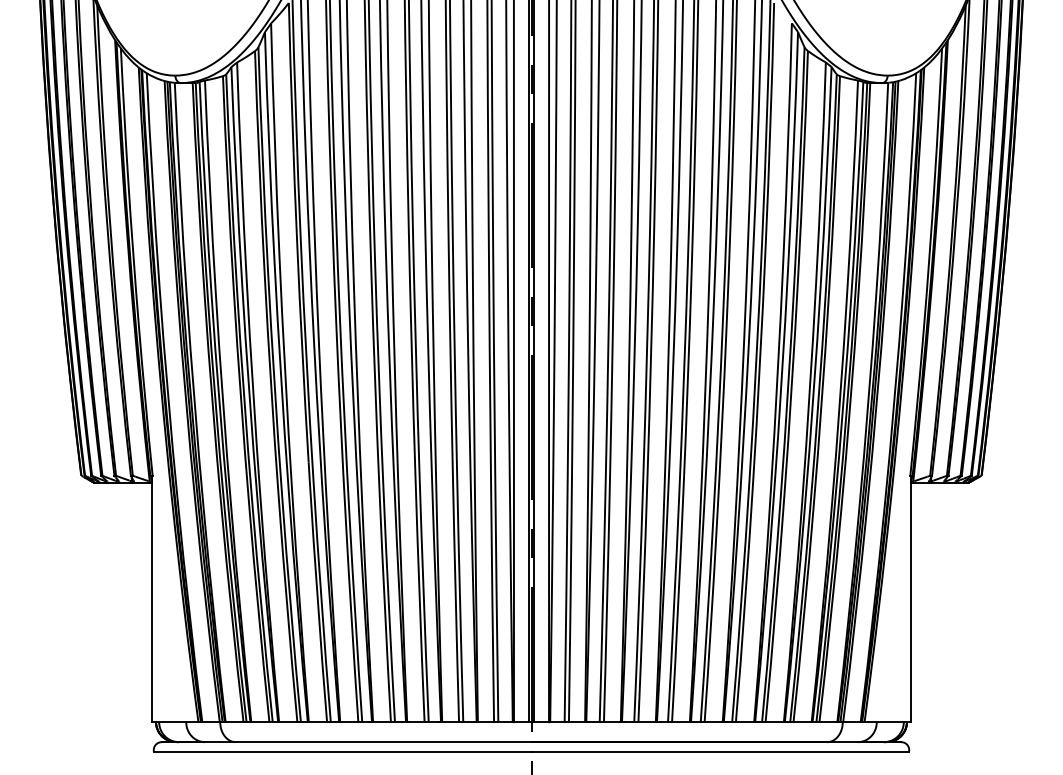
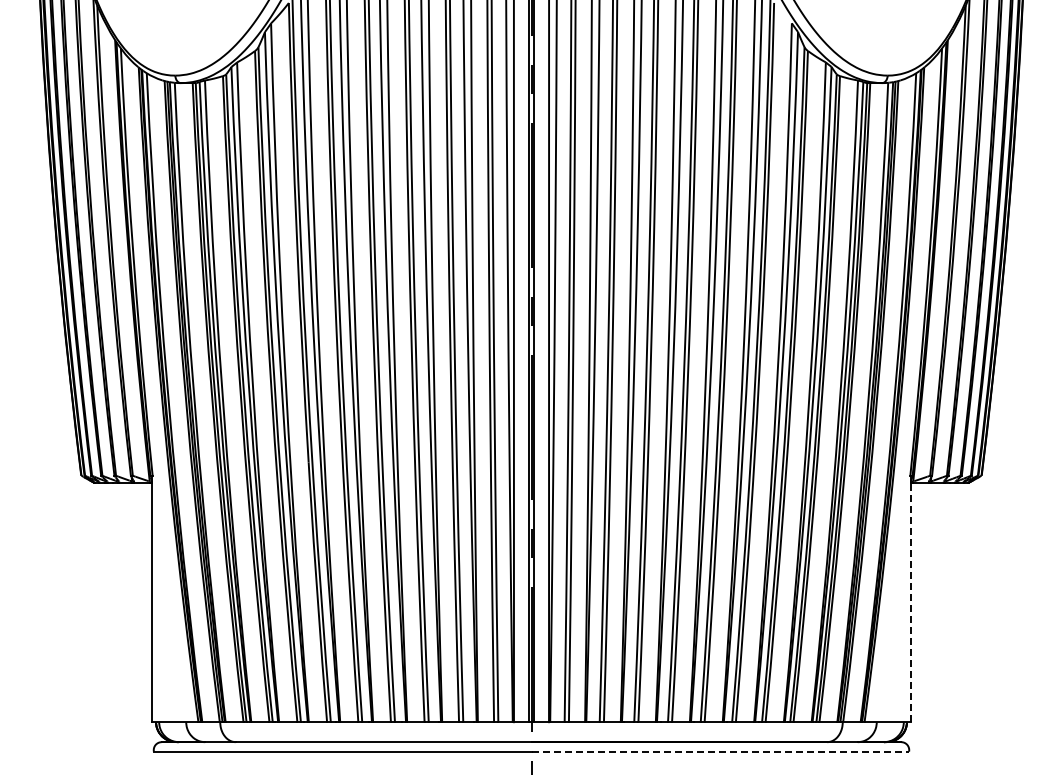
line: solid -> dashed (910, 602)
line: solid -> dashed (720, 751)
